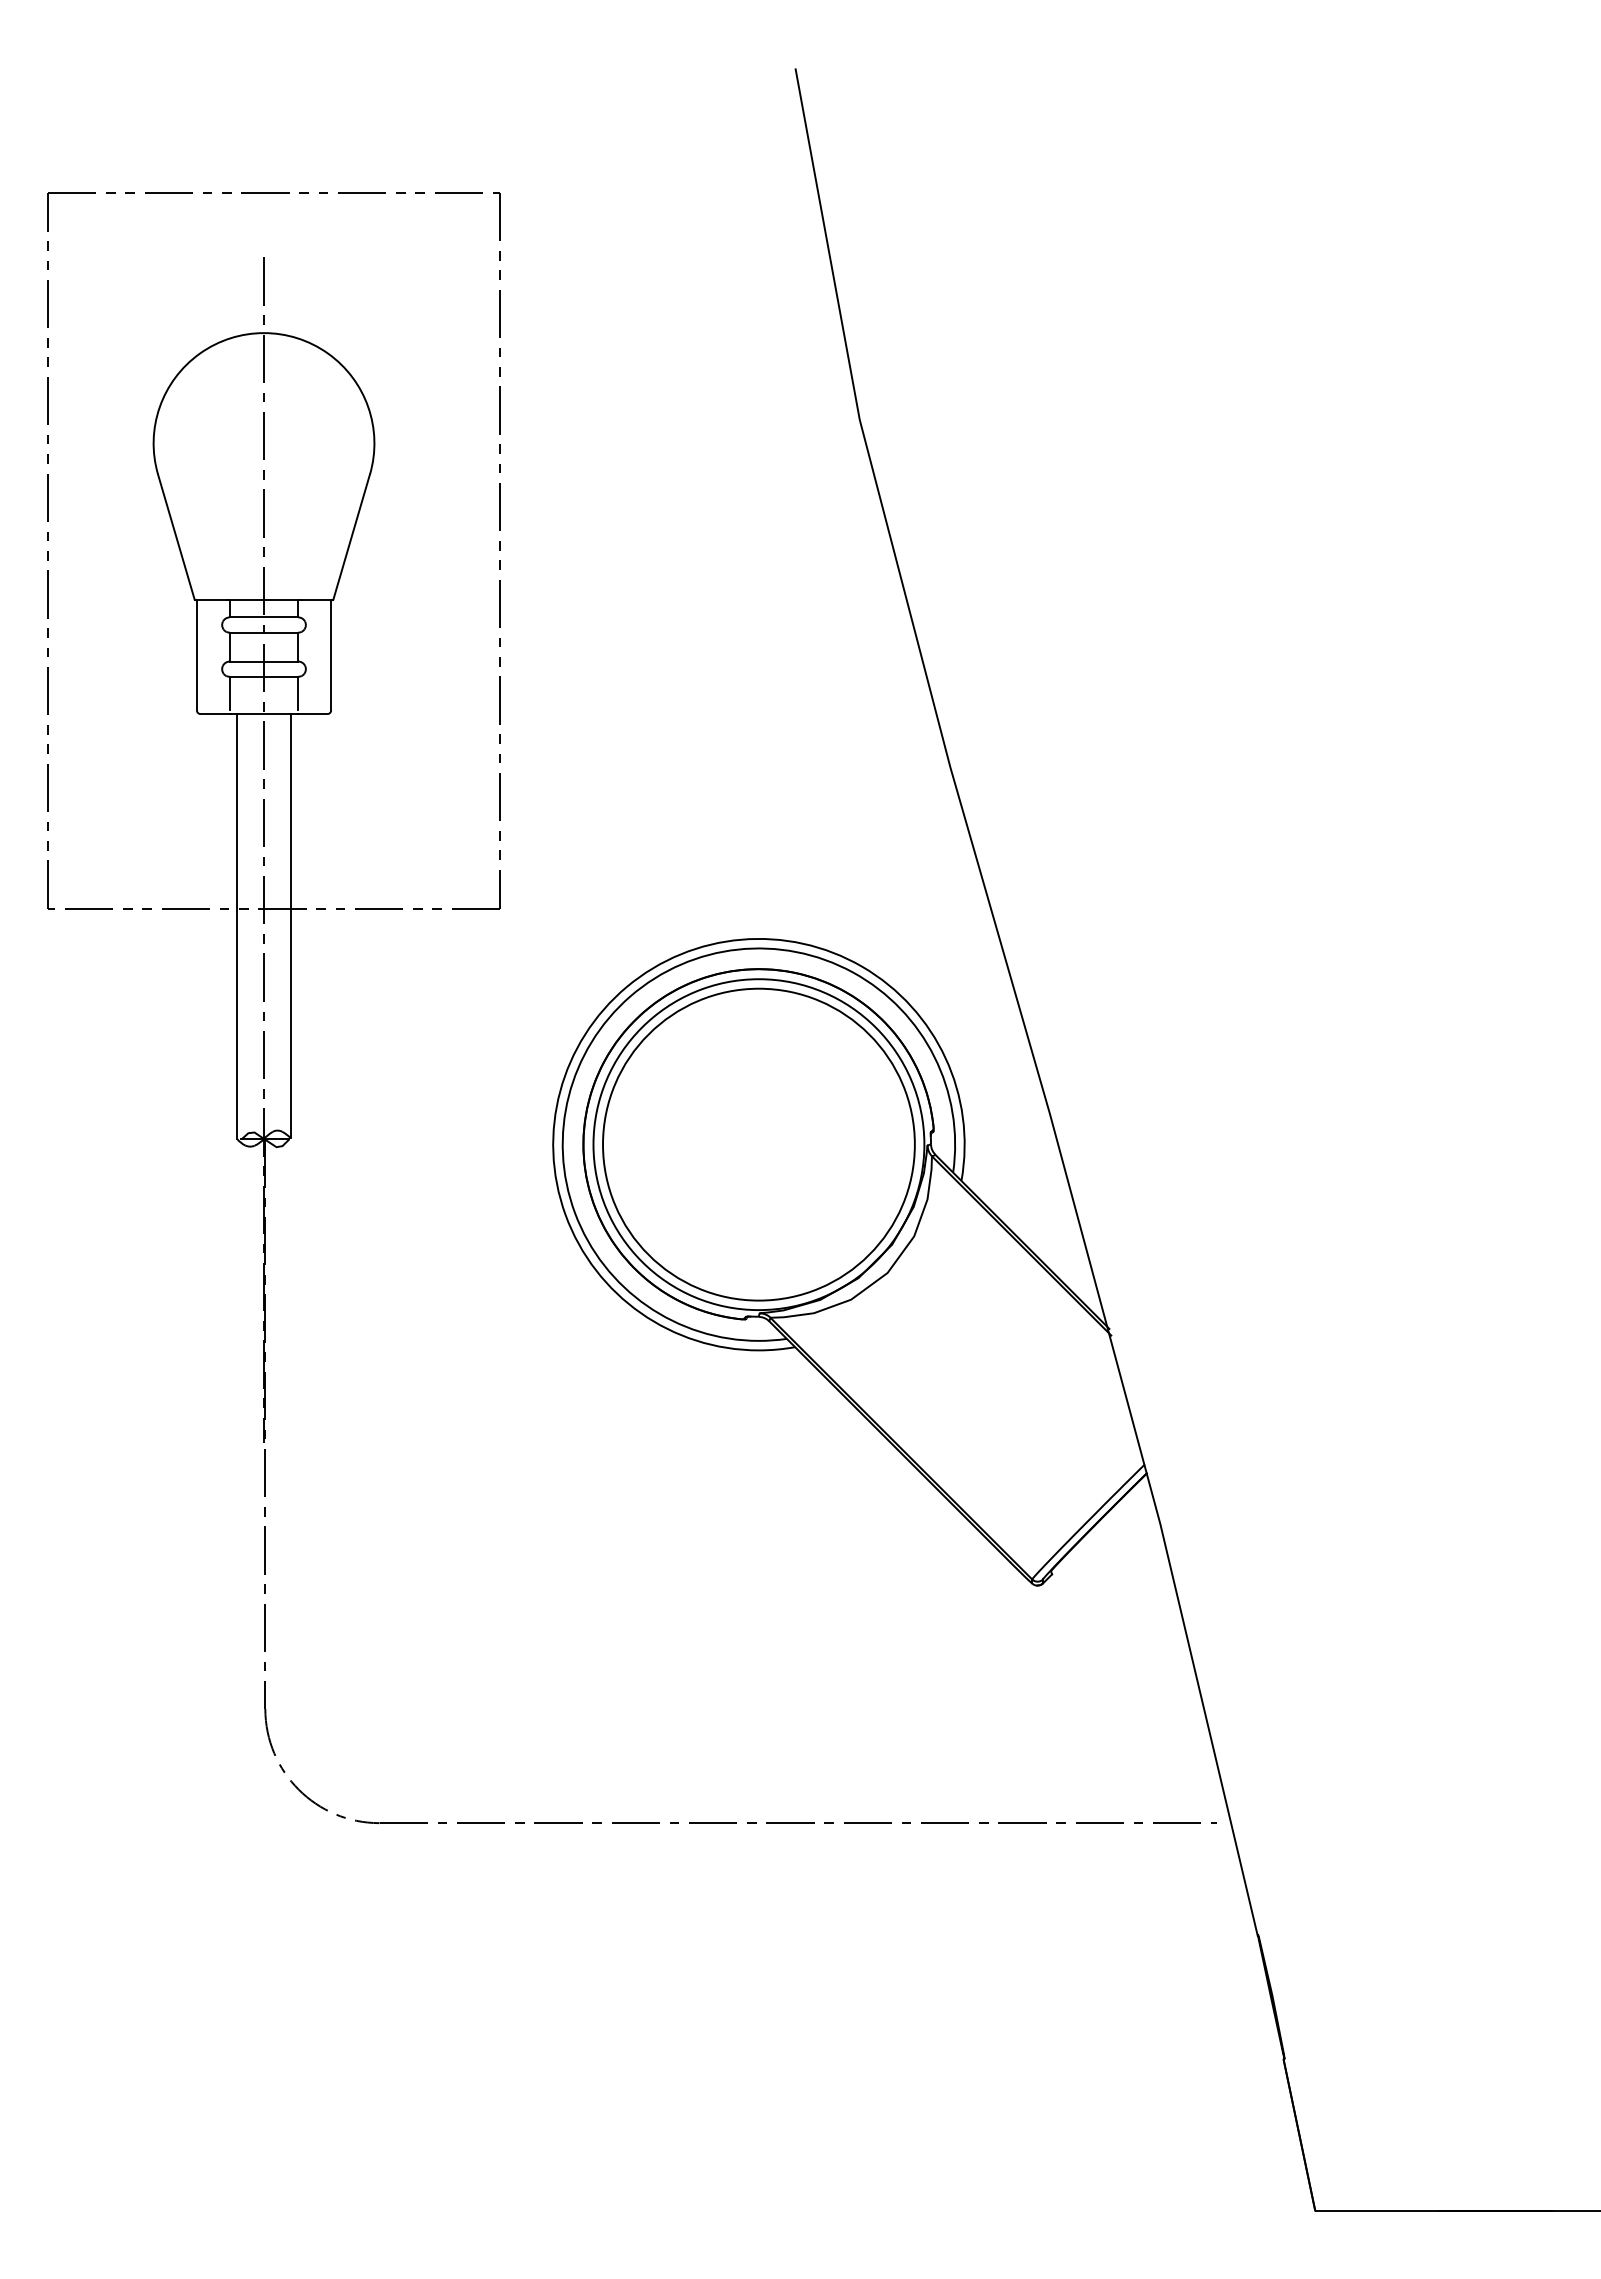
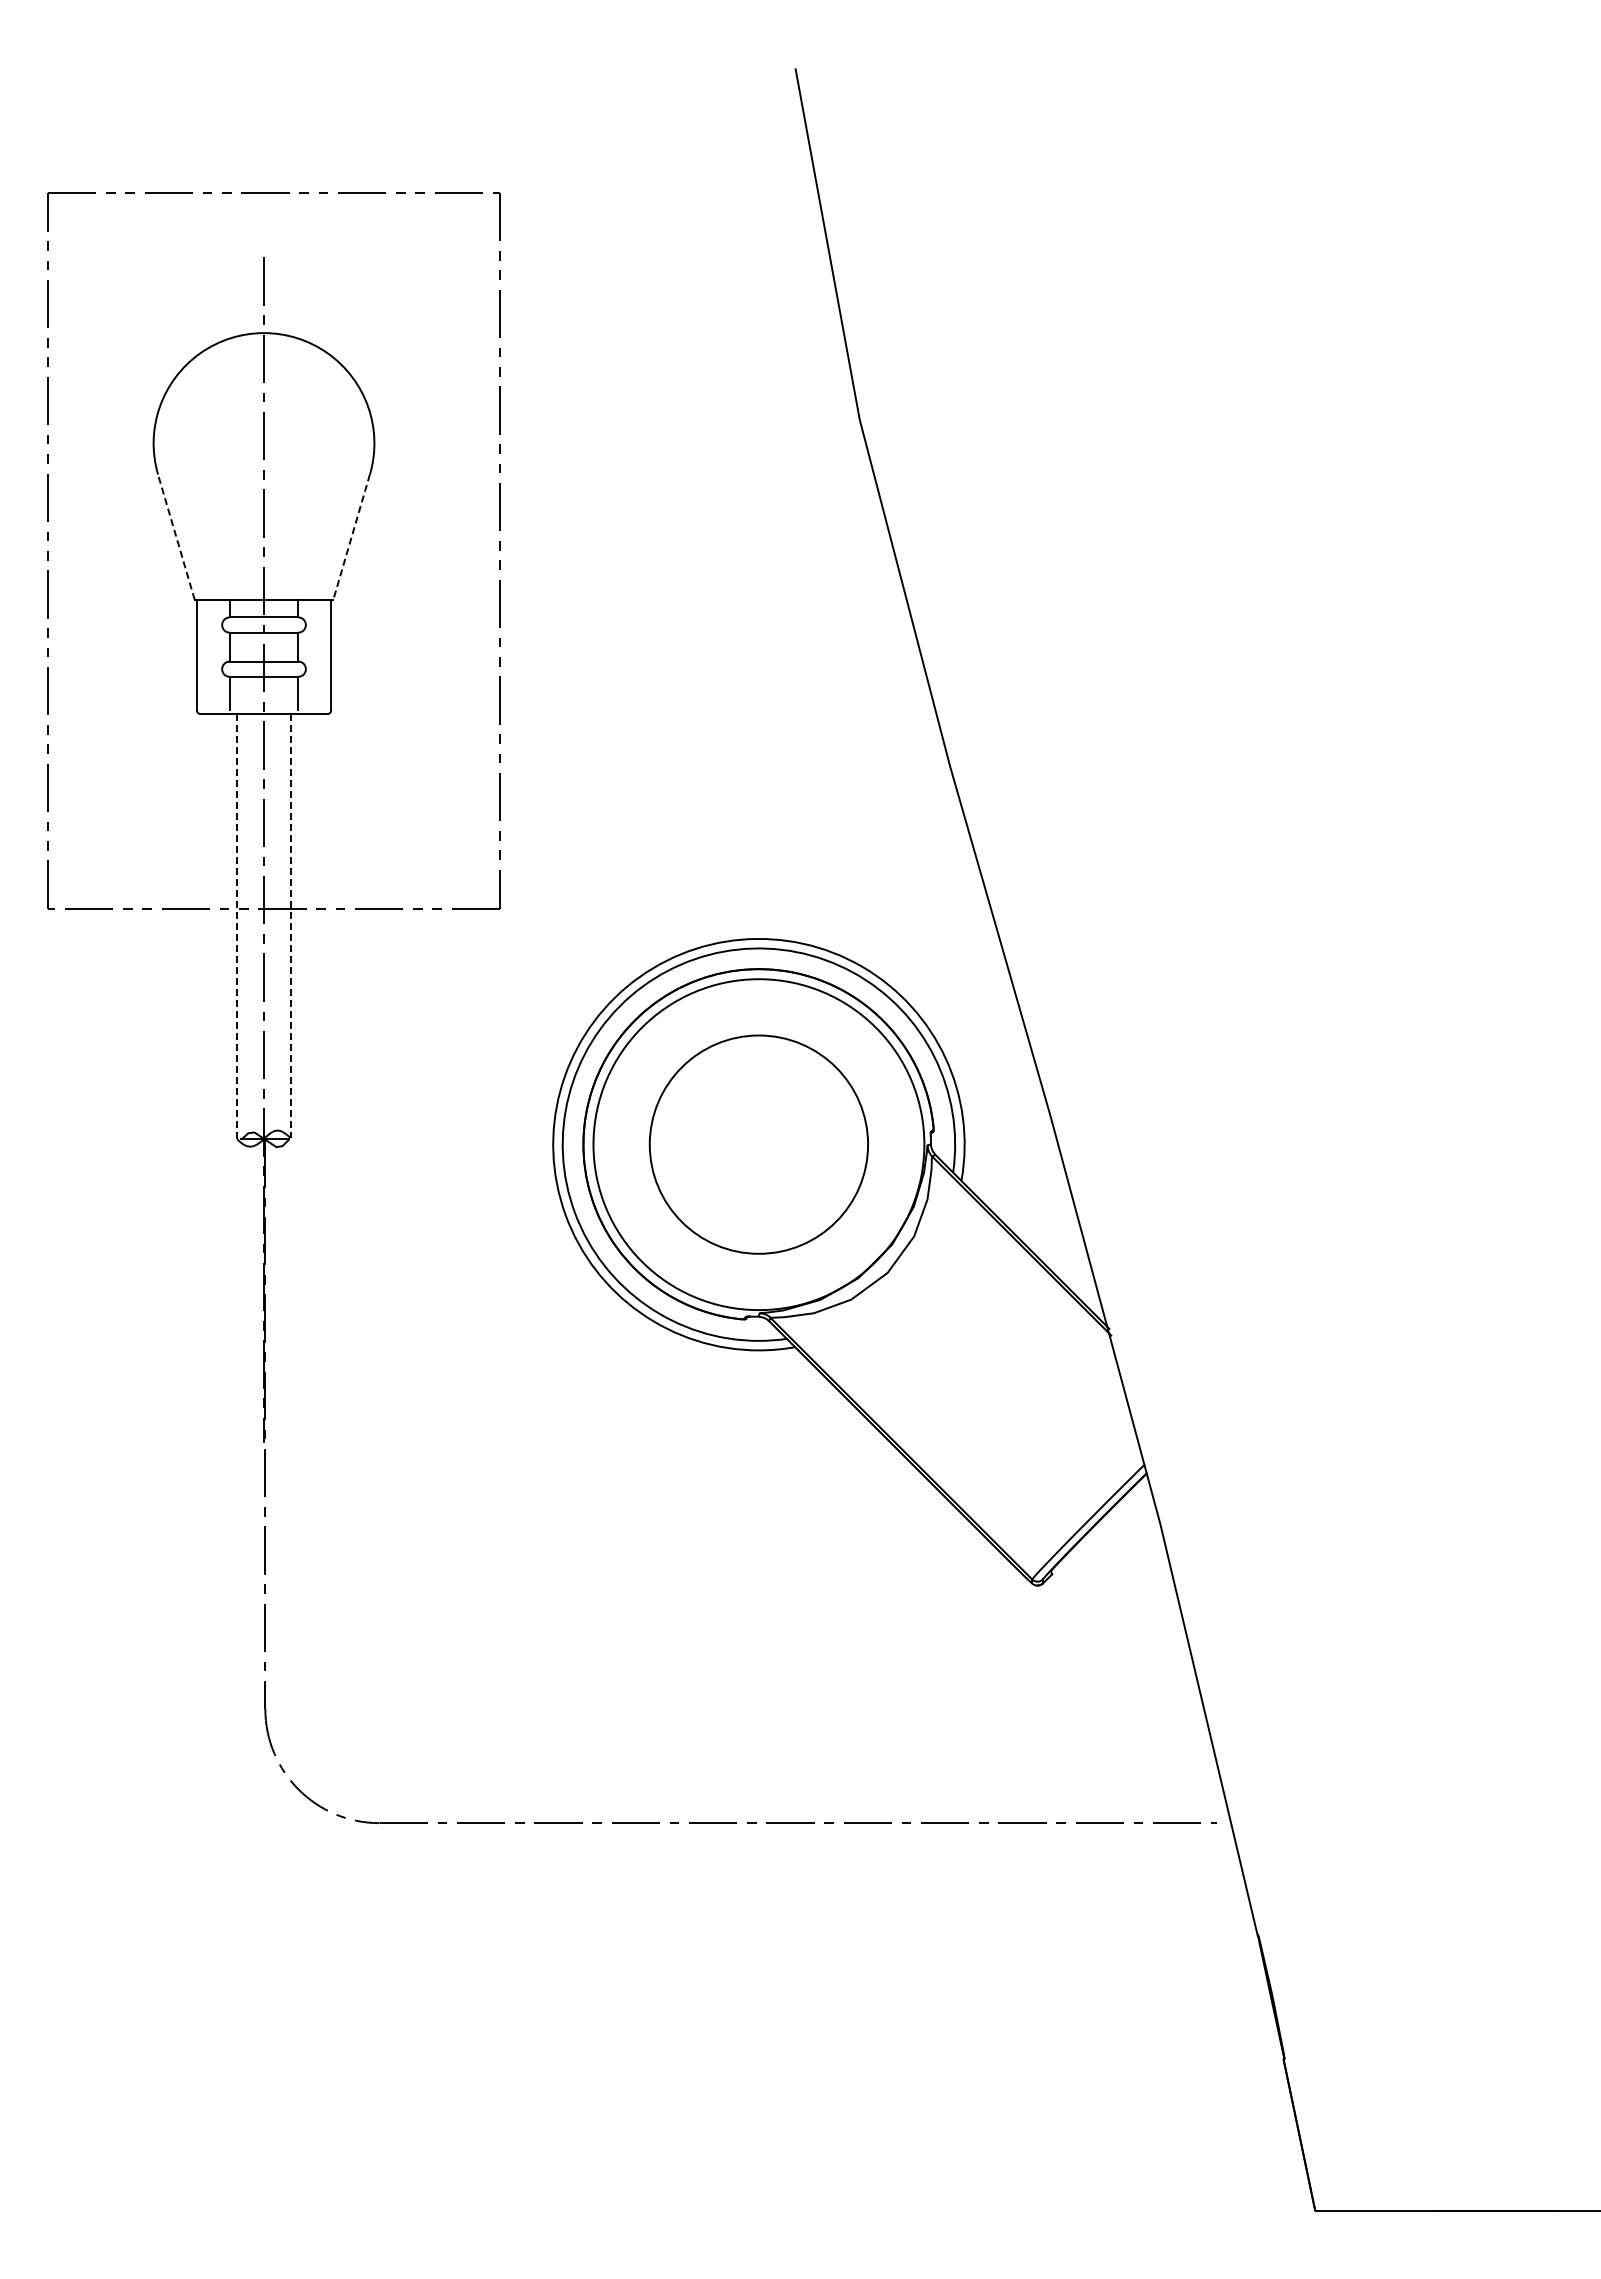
line: solid -> dashed (176, 536)
line: solid -> dashed (351, 537)
line: solid -> dashed (237, 926)
line: solid -> dashed (290, 926)
circle diameter: 312 px -> 218 px (758, 1144)
